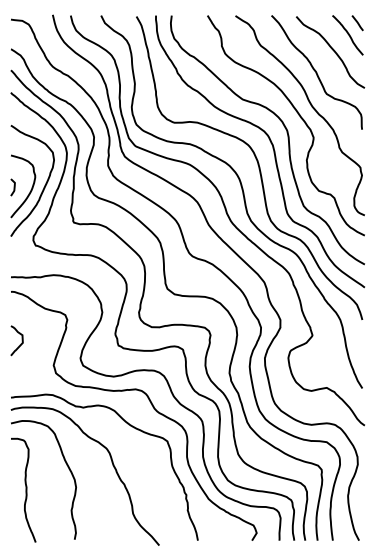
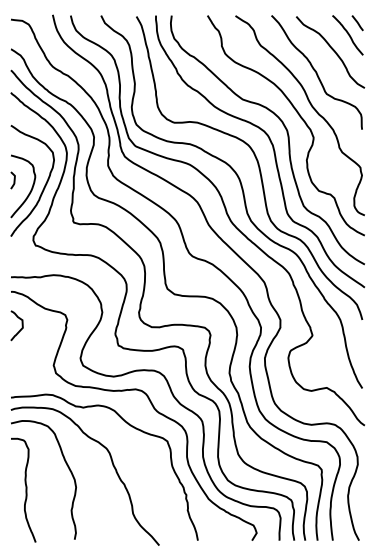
curve position: (13, 187) -> (13, 180) (13, 180)
curve position: (21, 340) -> (21, 325) (21, 325)
